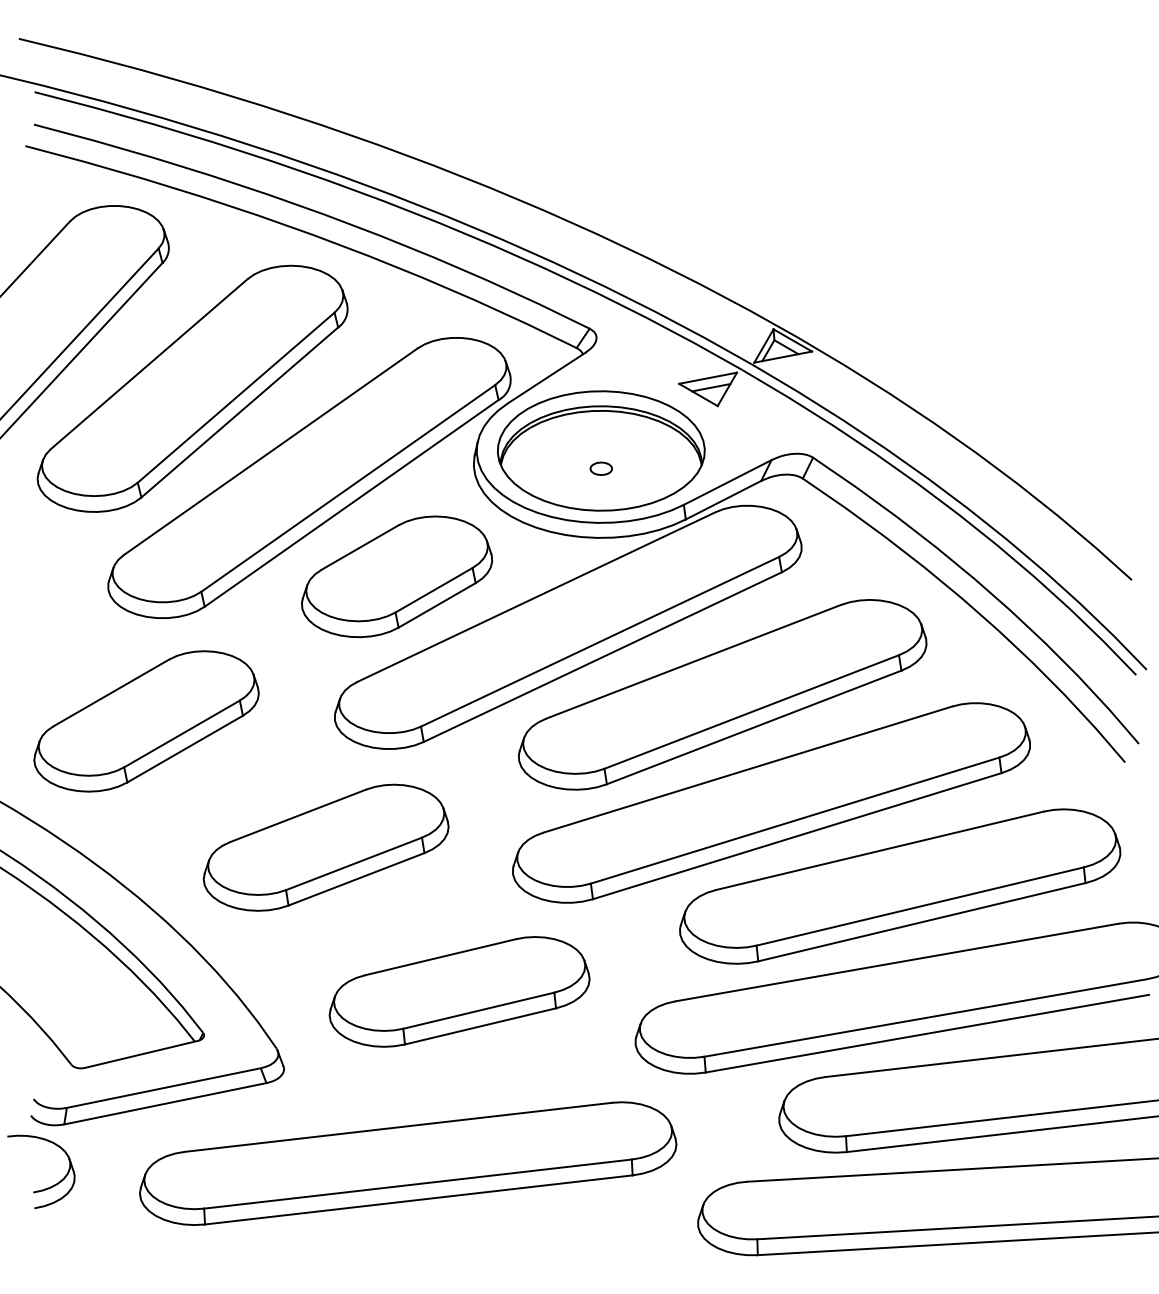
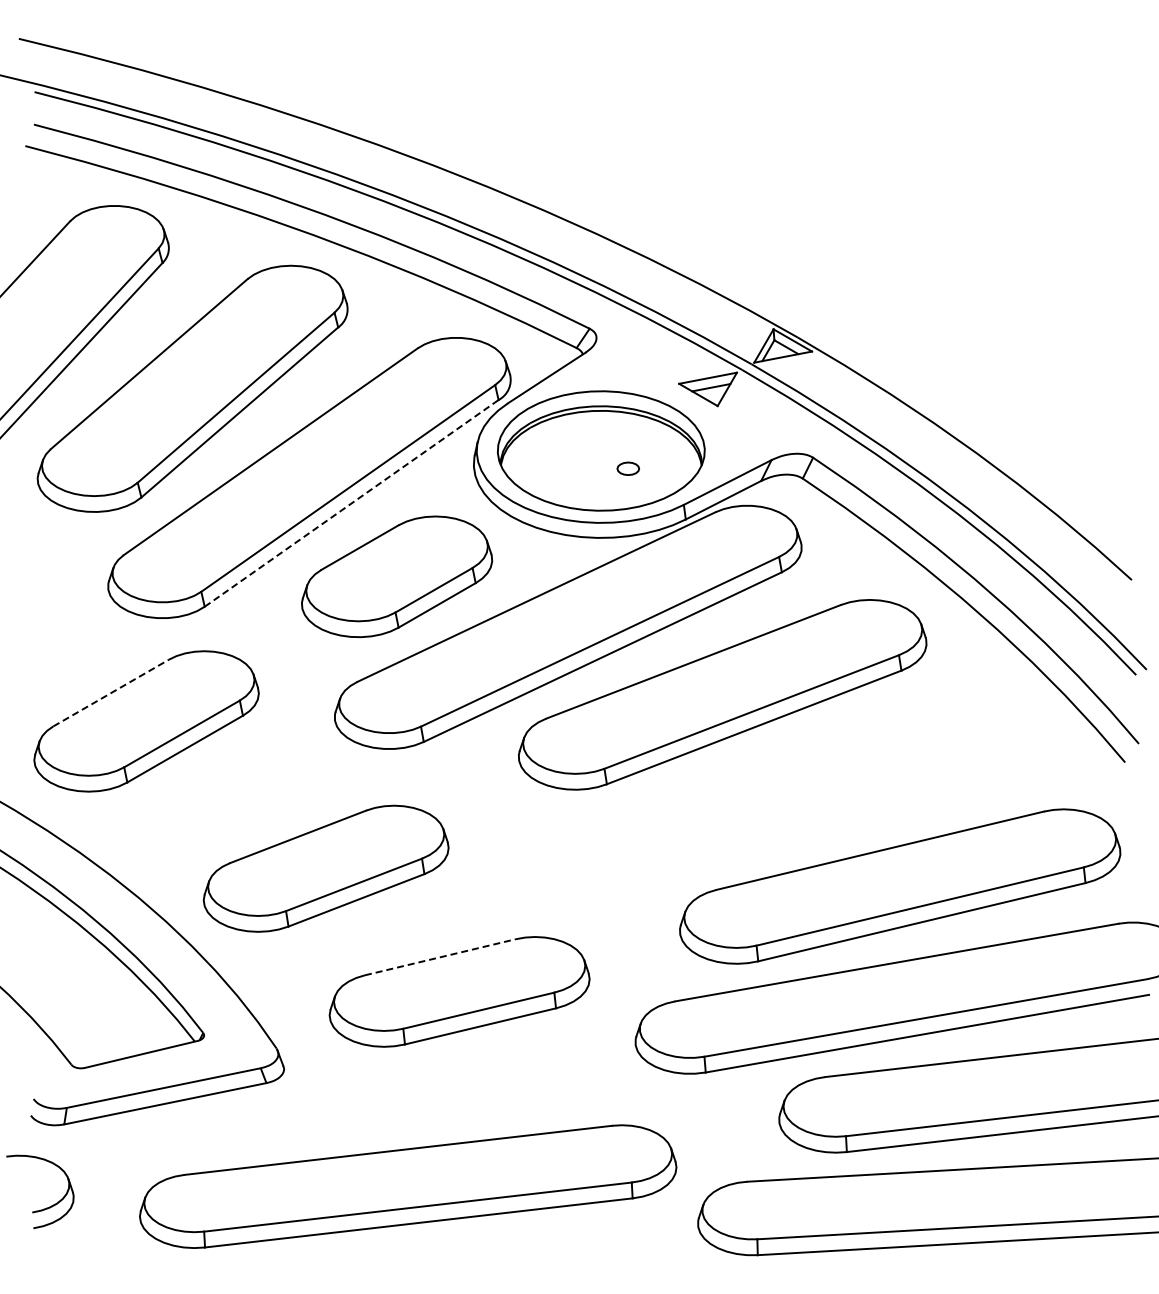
part position: (601, 468) -> (628, 468) (628, 468)
line: solid -> dashed (351, 503)
line: solid -> dashed (111, 693)
part: present -> none (771, 802)
part position: (325, 847) -> (325, 868) (325, 868)
line: solid -> dashed (440, 957)
part position: (408, 1163) -> (408, 1186) (408, 1186)
part position: (47, 1187) -> (46, 1207) (46, 1207)
